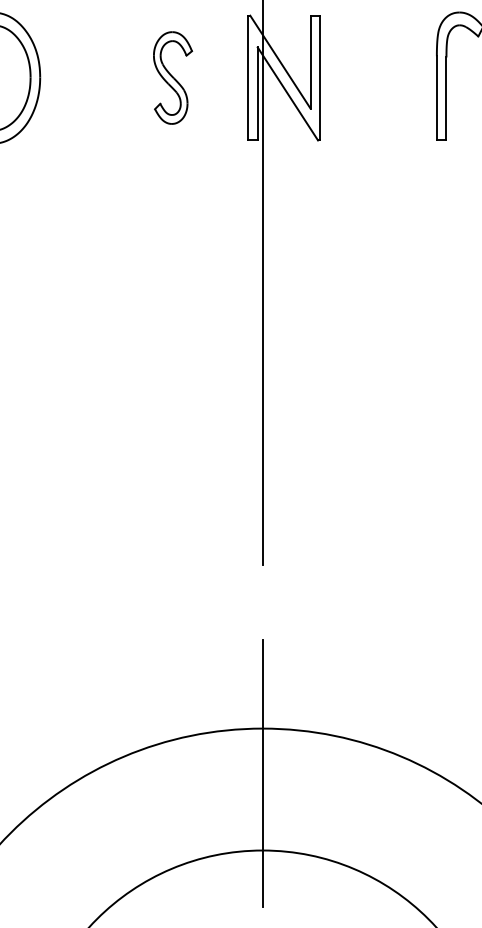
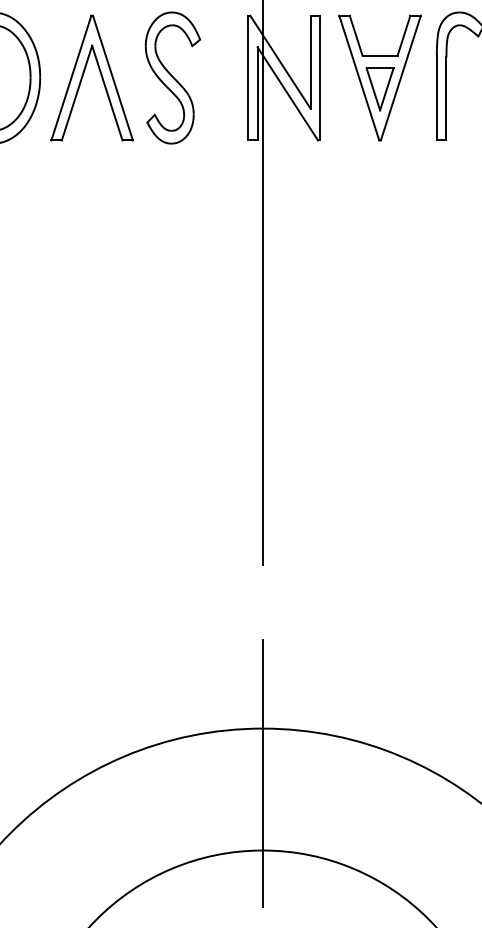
part: none -> present (84, 73)
part size: 41x94 px -> 58x134 px (172, 77)
part: none -> present (379, 77)
